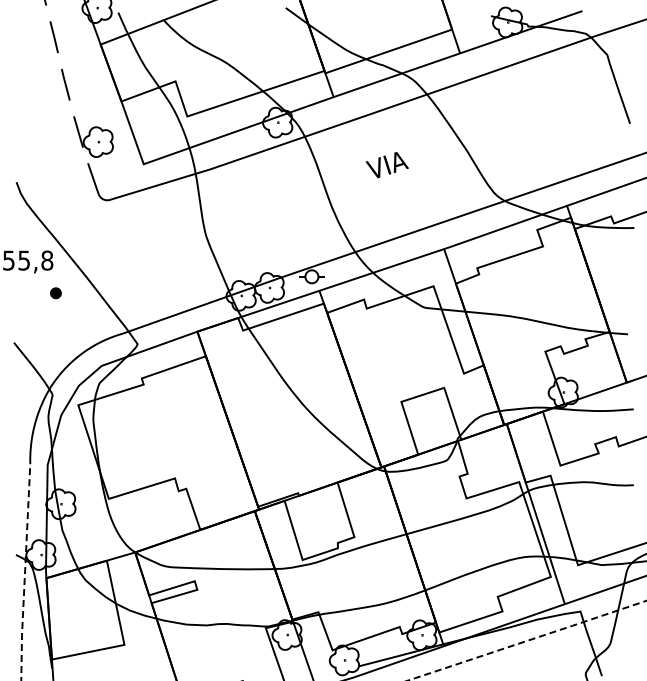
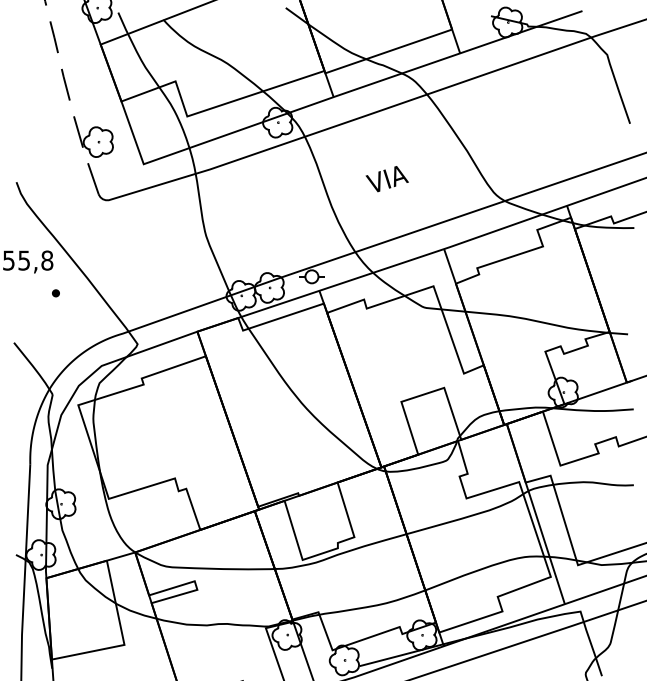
text position: (386, 165) -> (386, 179) (386, 179)
part size: 12x13 px -> 8x9 px (55, 293)
line: dashed -> solid (25, 572)
line: dashed -> solid (527, 640)
